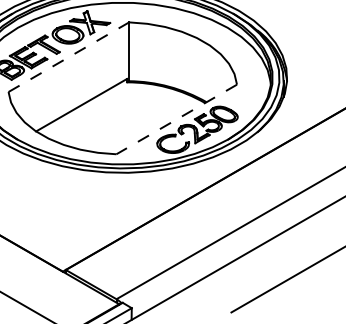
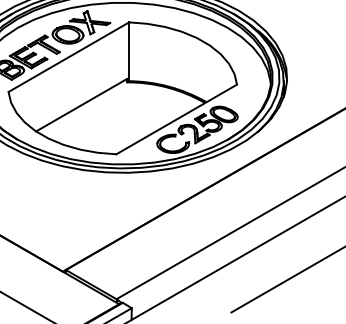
line: dashed -> solid (68, 57)
line: dashed -> solid (176, 119)
